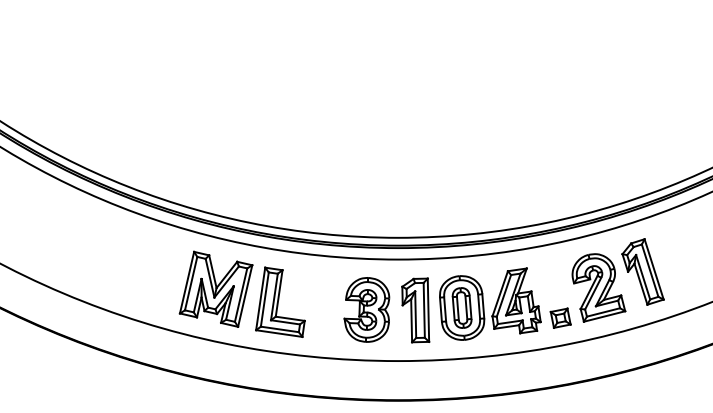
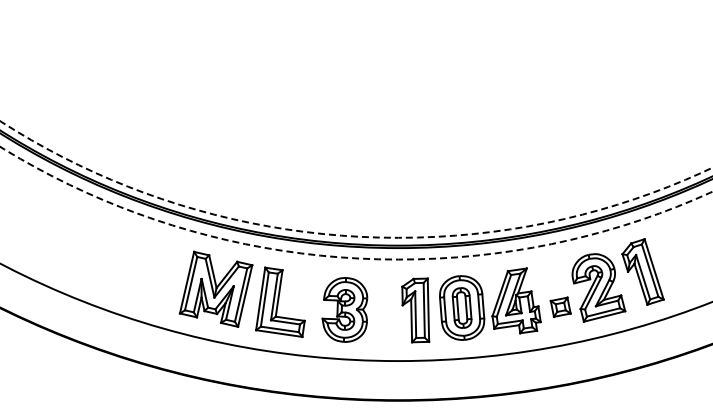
circle: solid -> dashed (356, 179)
circle: solid -> dashed (356, 203)
part position: (366, 309) -> (344, 309) (344, 309)
part position: (560, 317) -> (560, 306) (560, 306)
